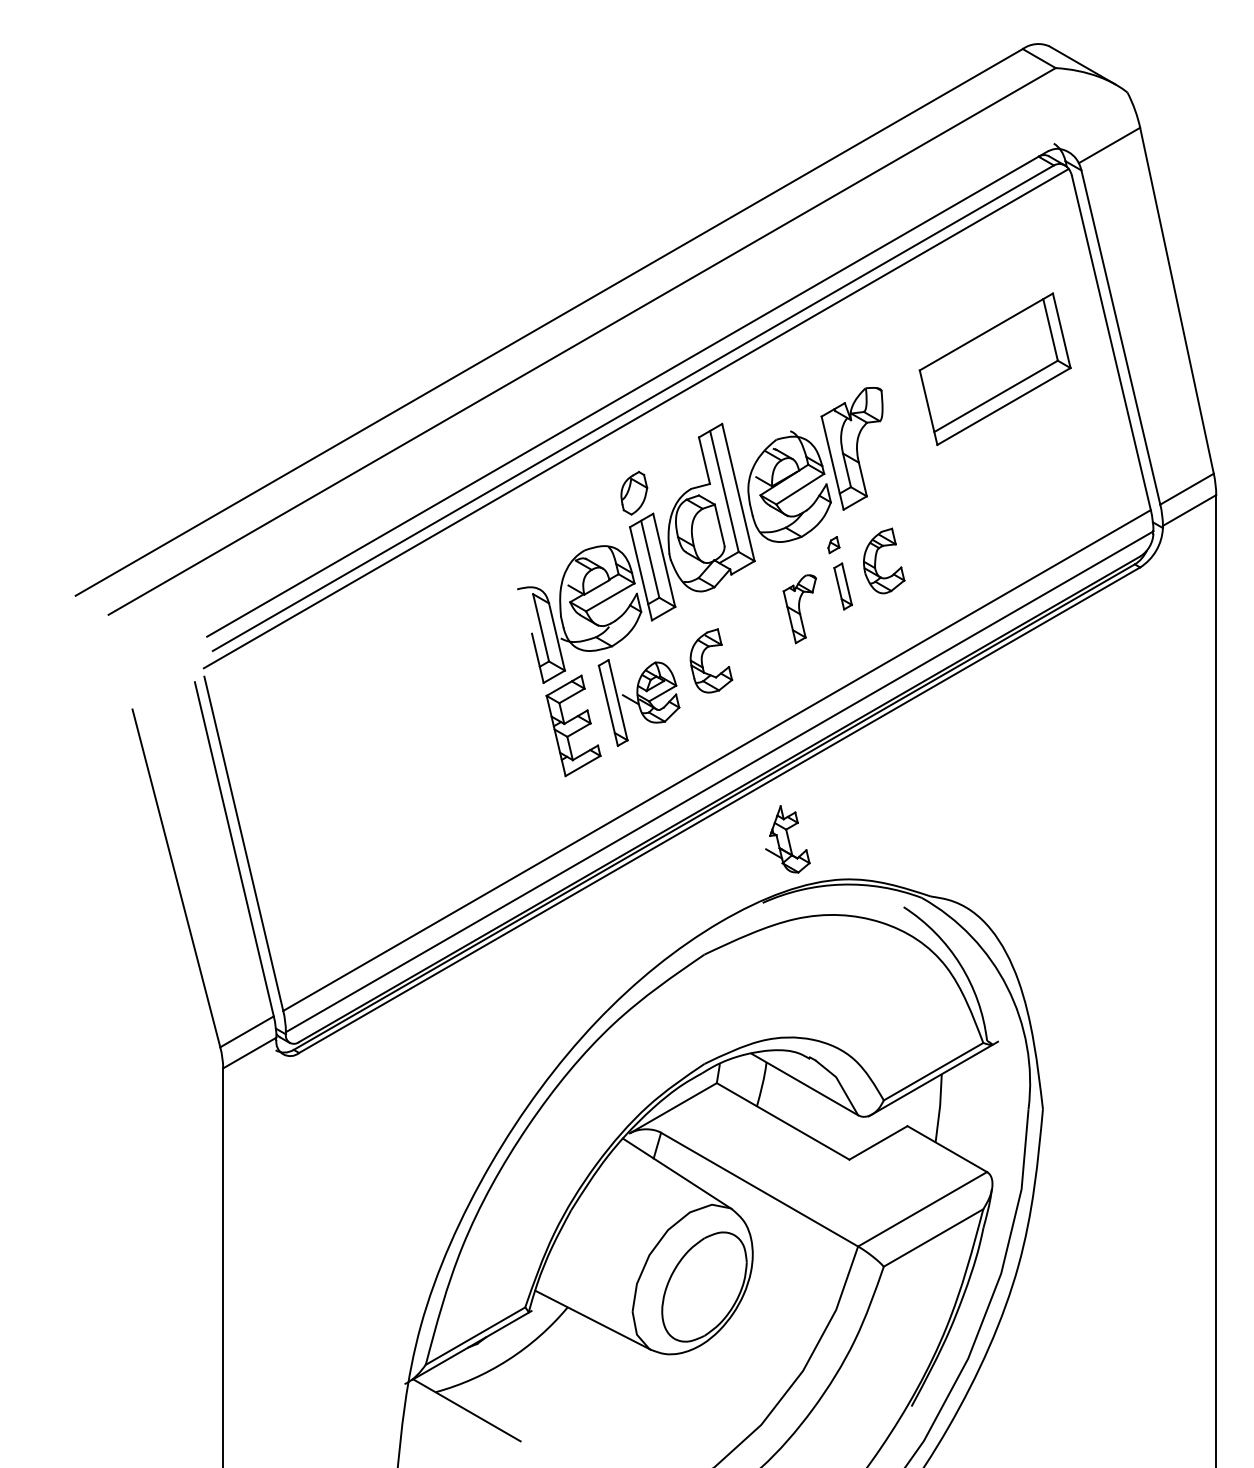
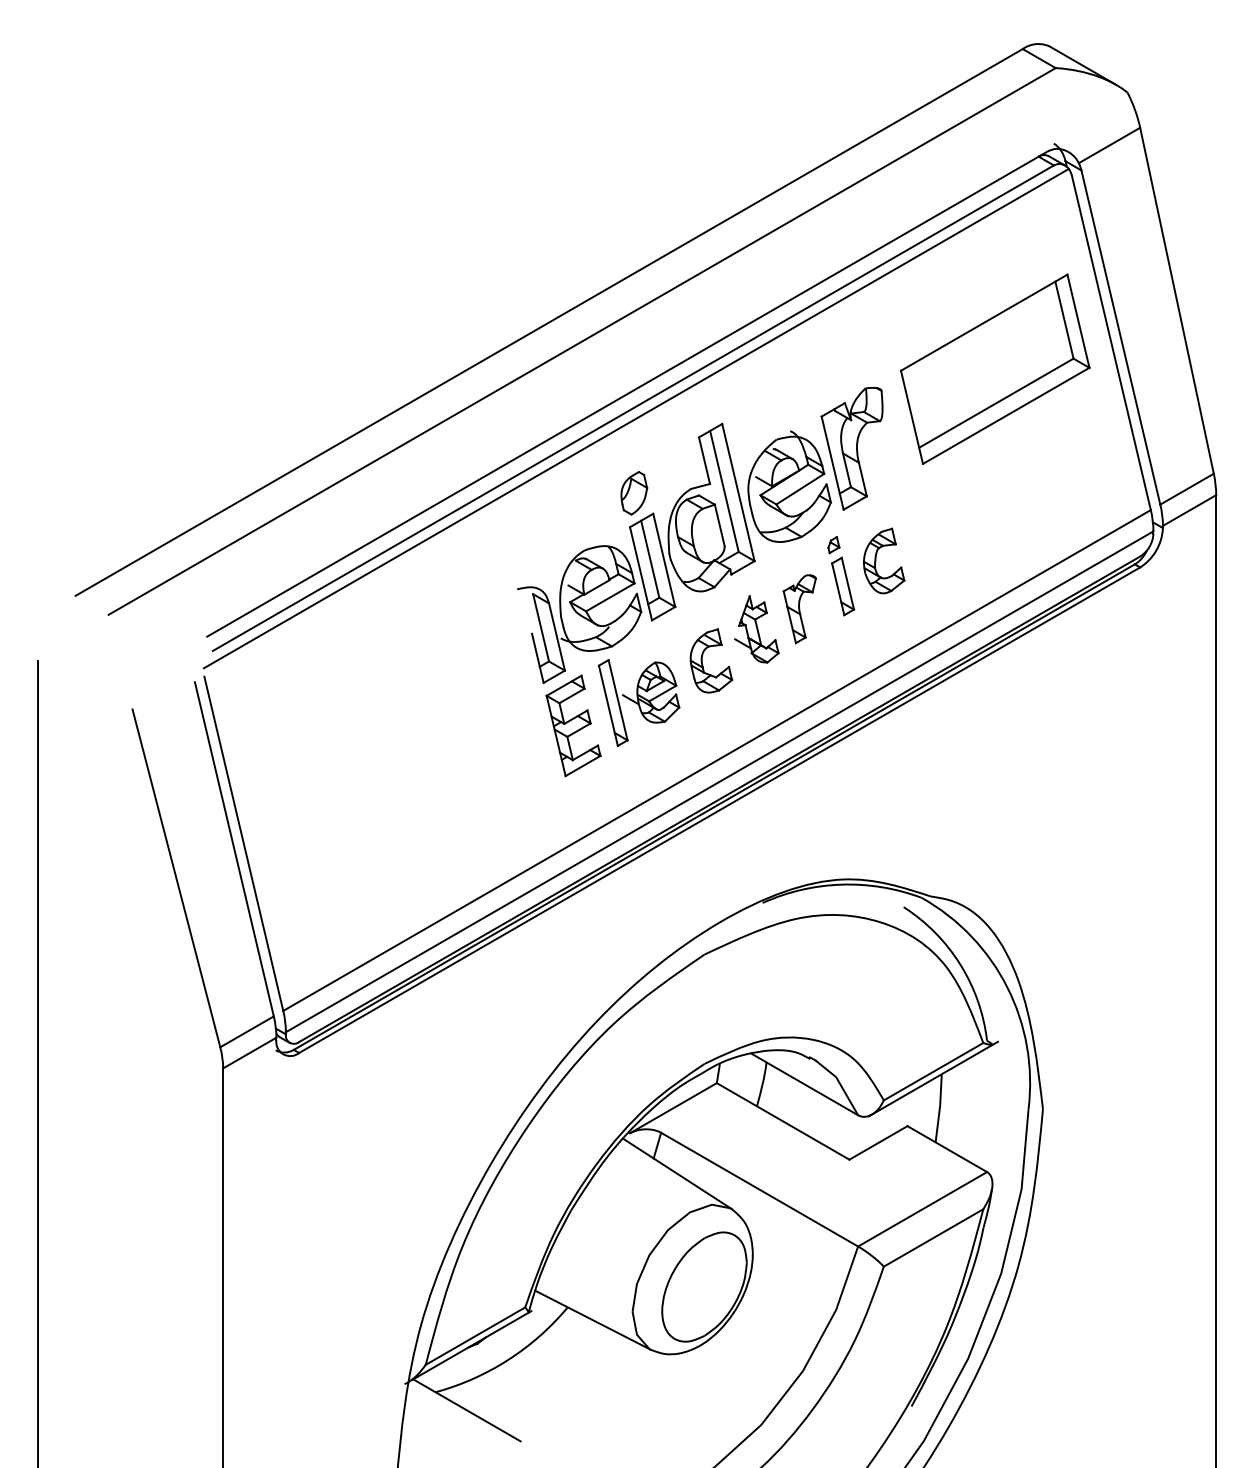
part size: 154x154 px -> 192x192 px (994, 368)
part size: 20x49 px -> 25x61 px (843, 586)
part position: (787, 839) -> (756, 629) (756, 629)
line: none -> present (37, 1062)
